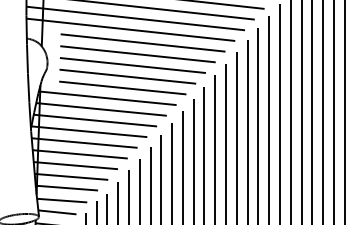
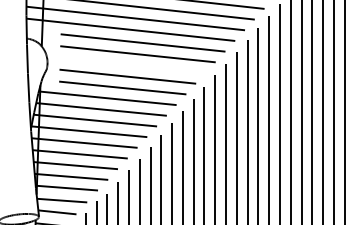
line: present -> none (132, 65)
